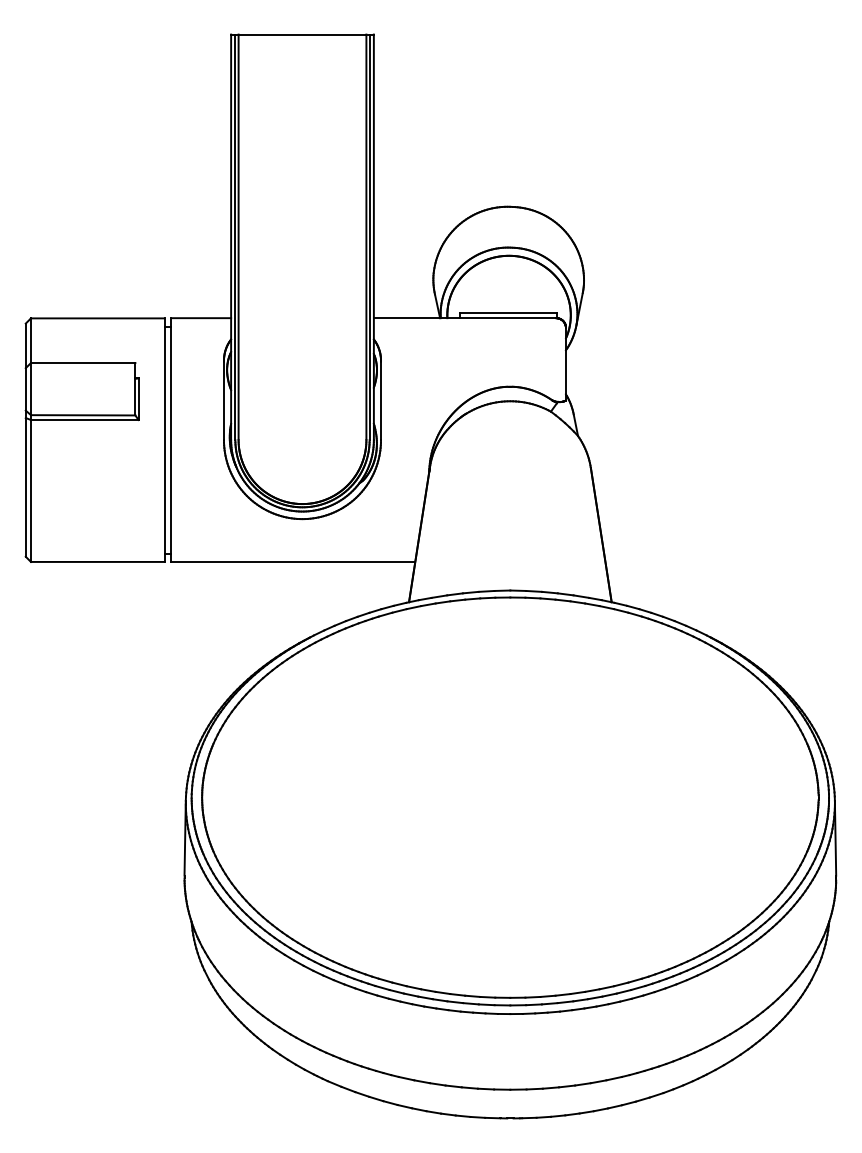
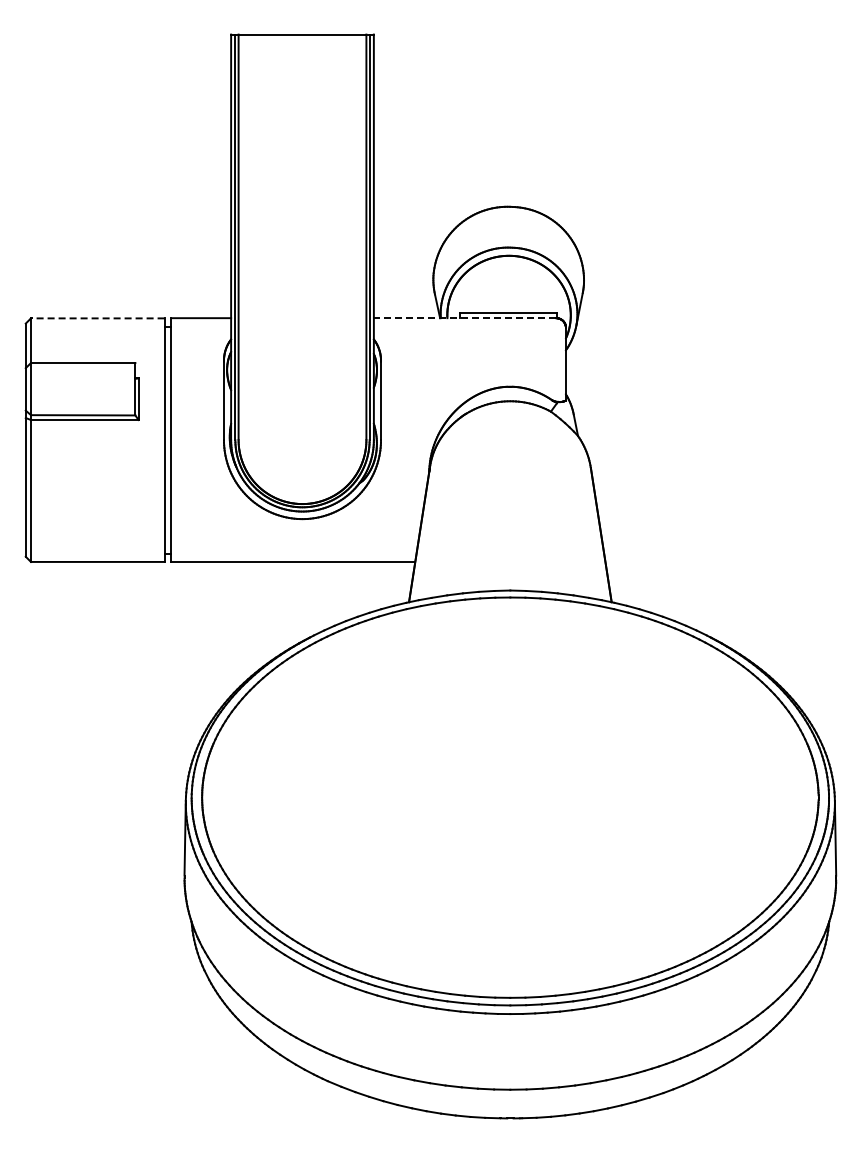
line: solid -> dashed (97, 318)
line: solid -> dashed (464, 318)
